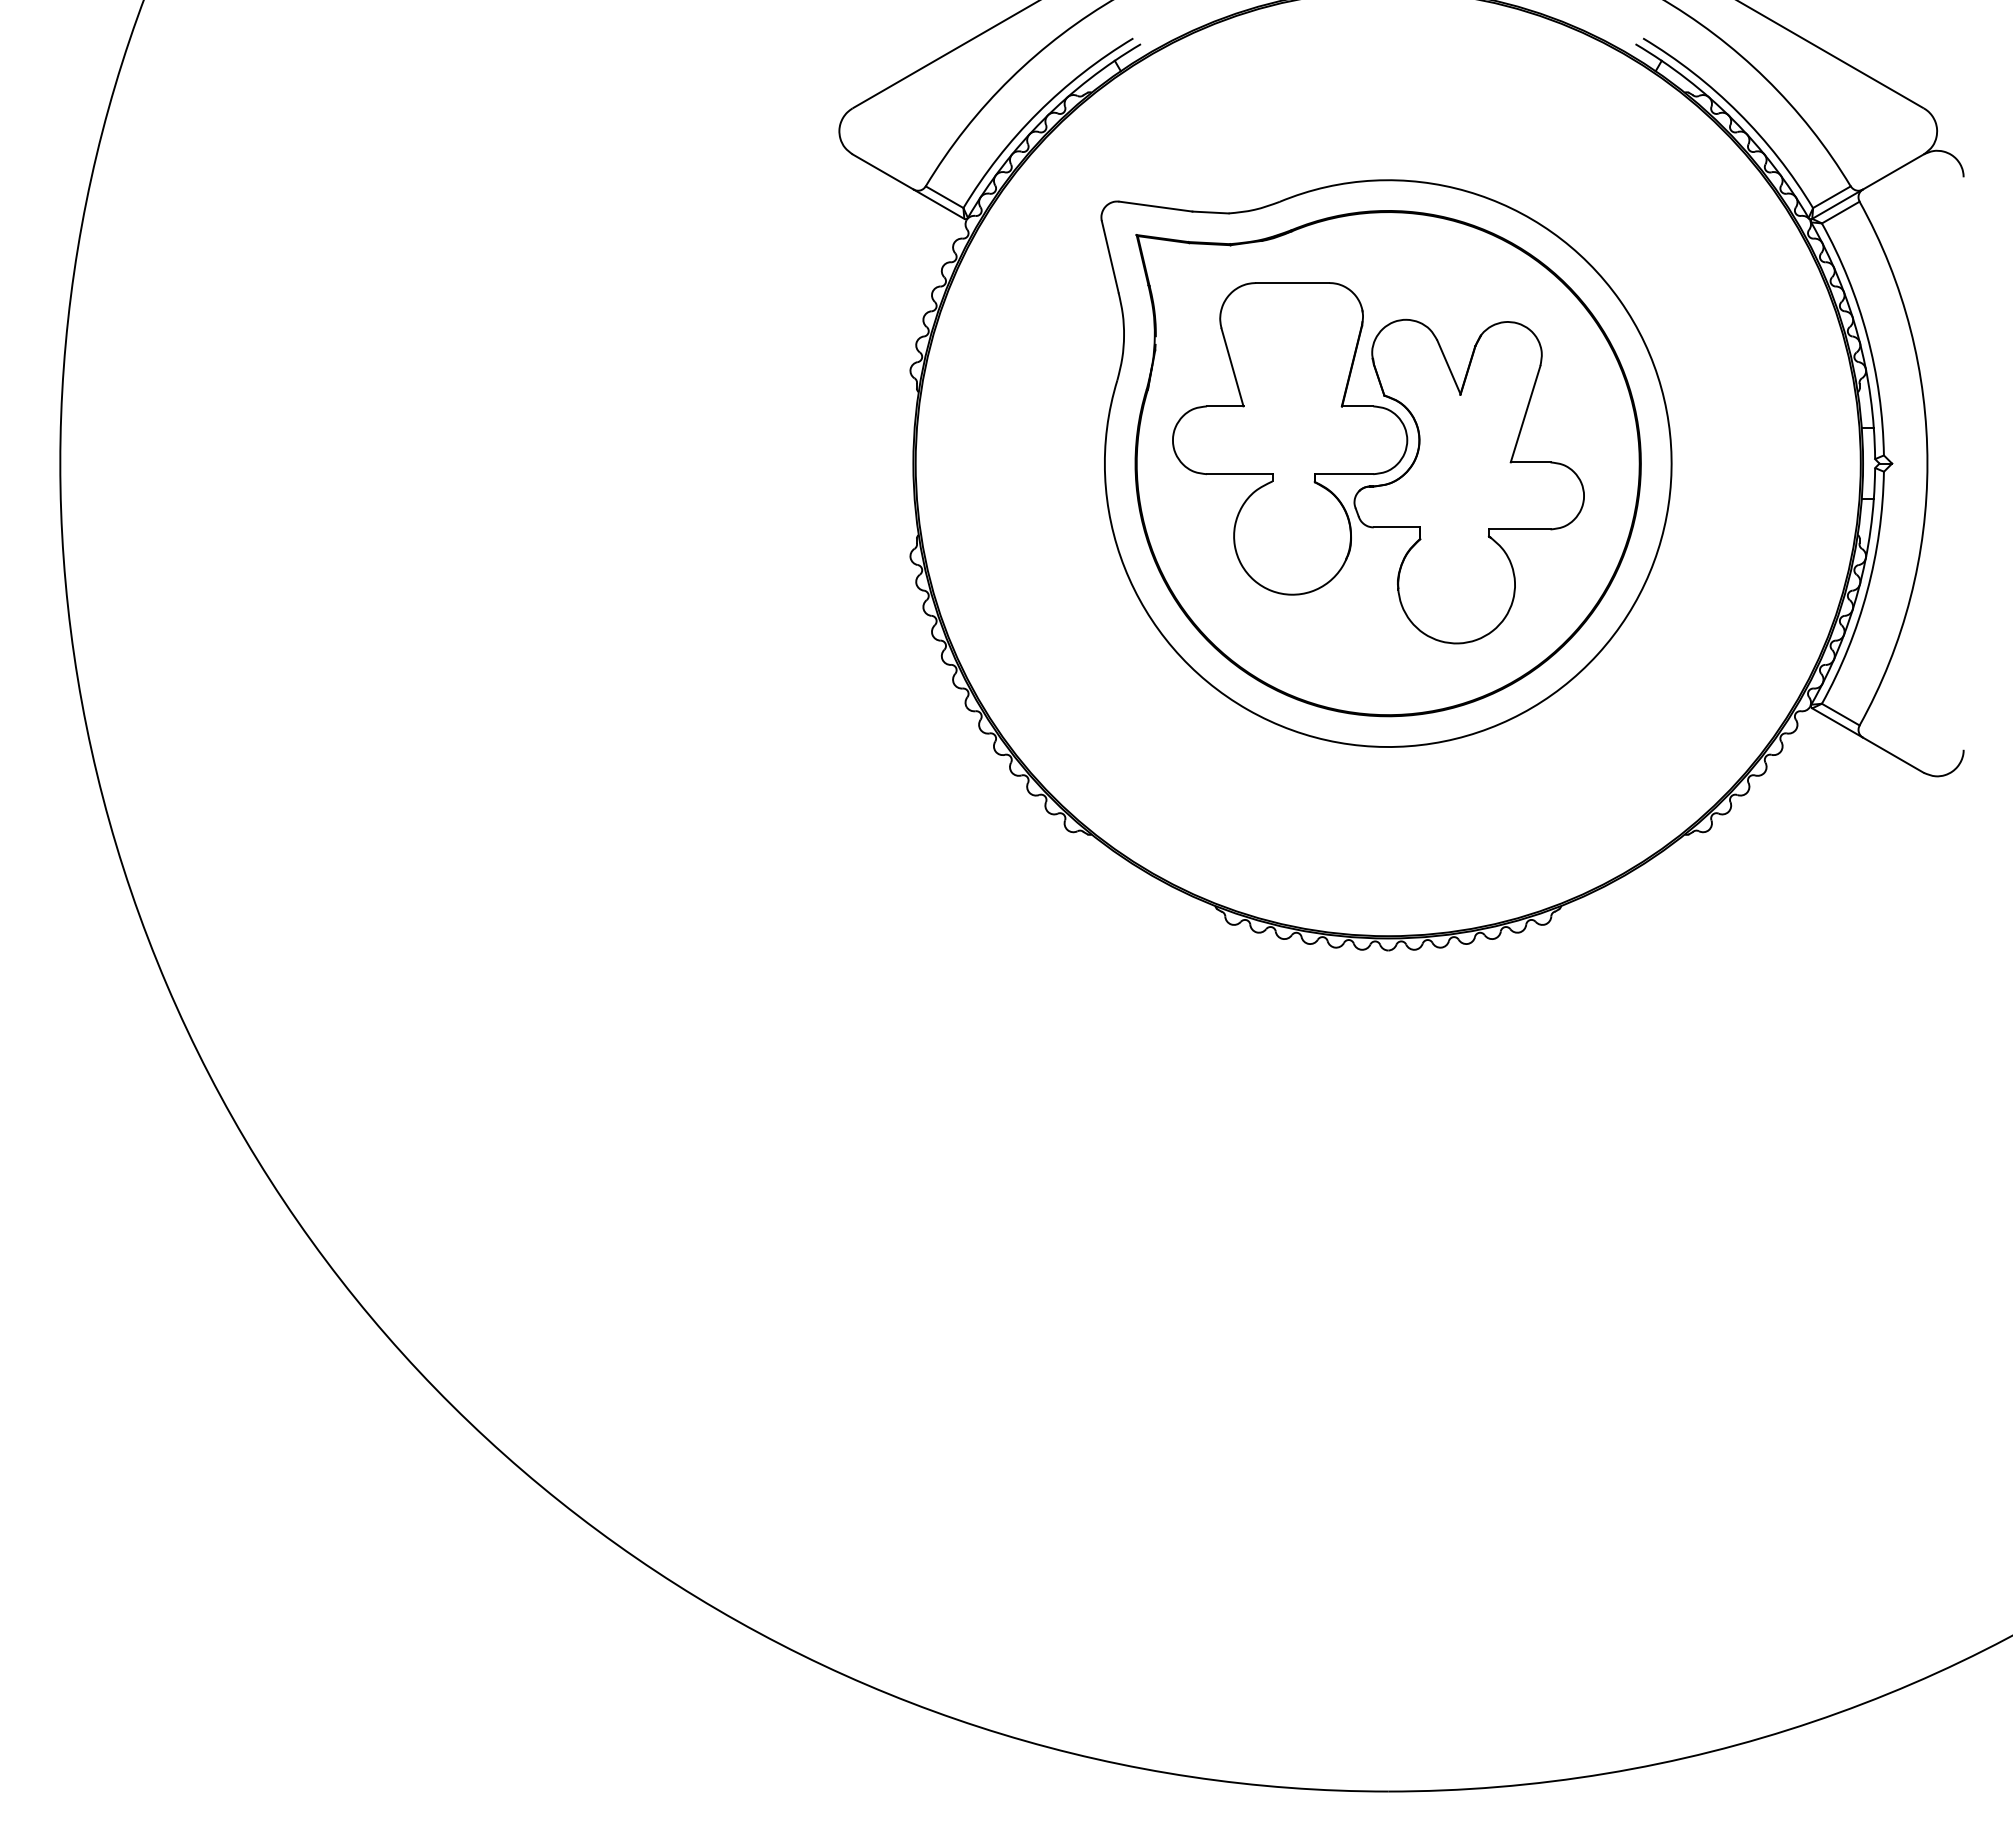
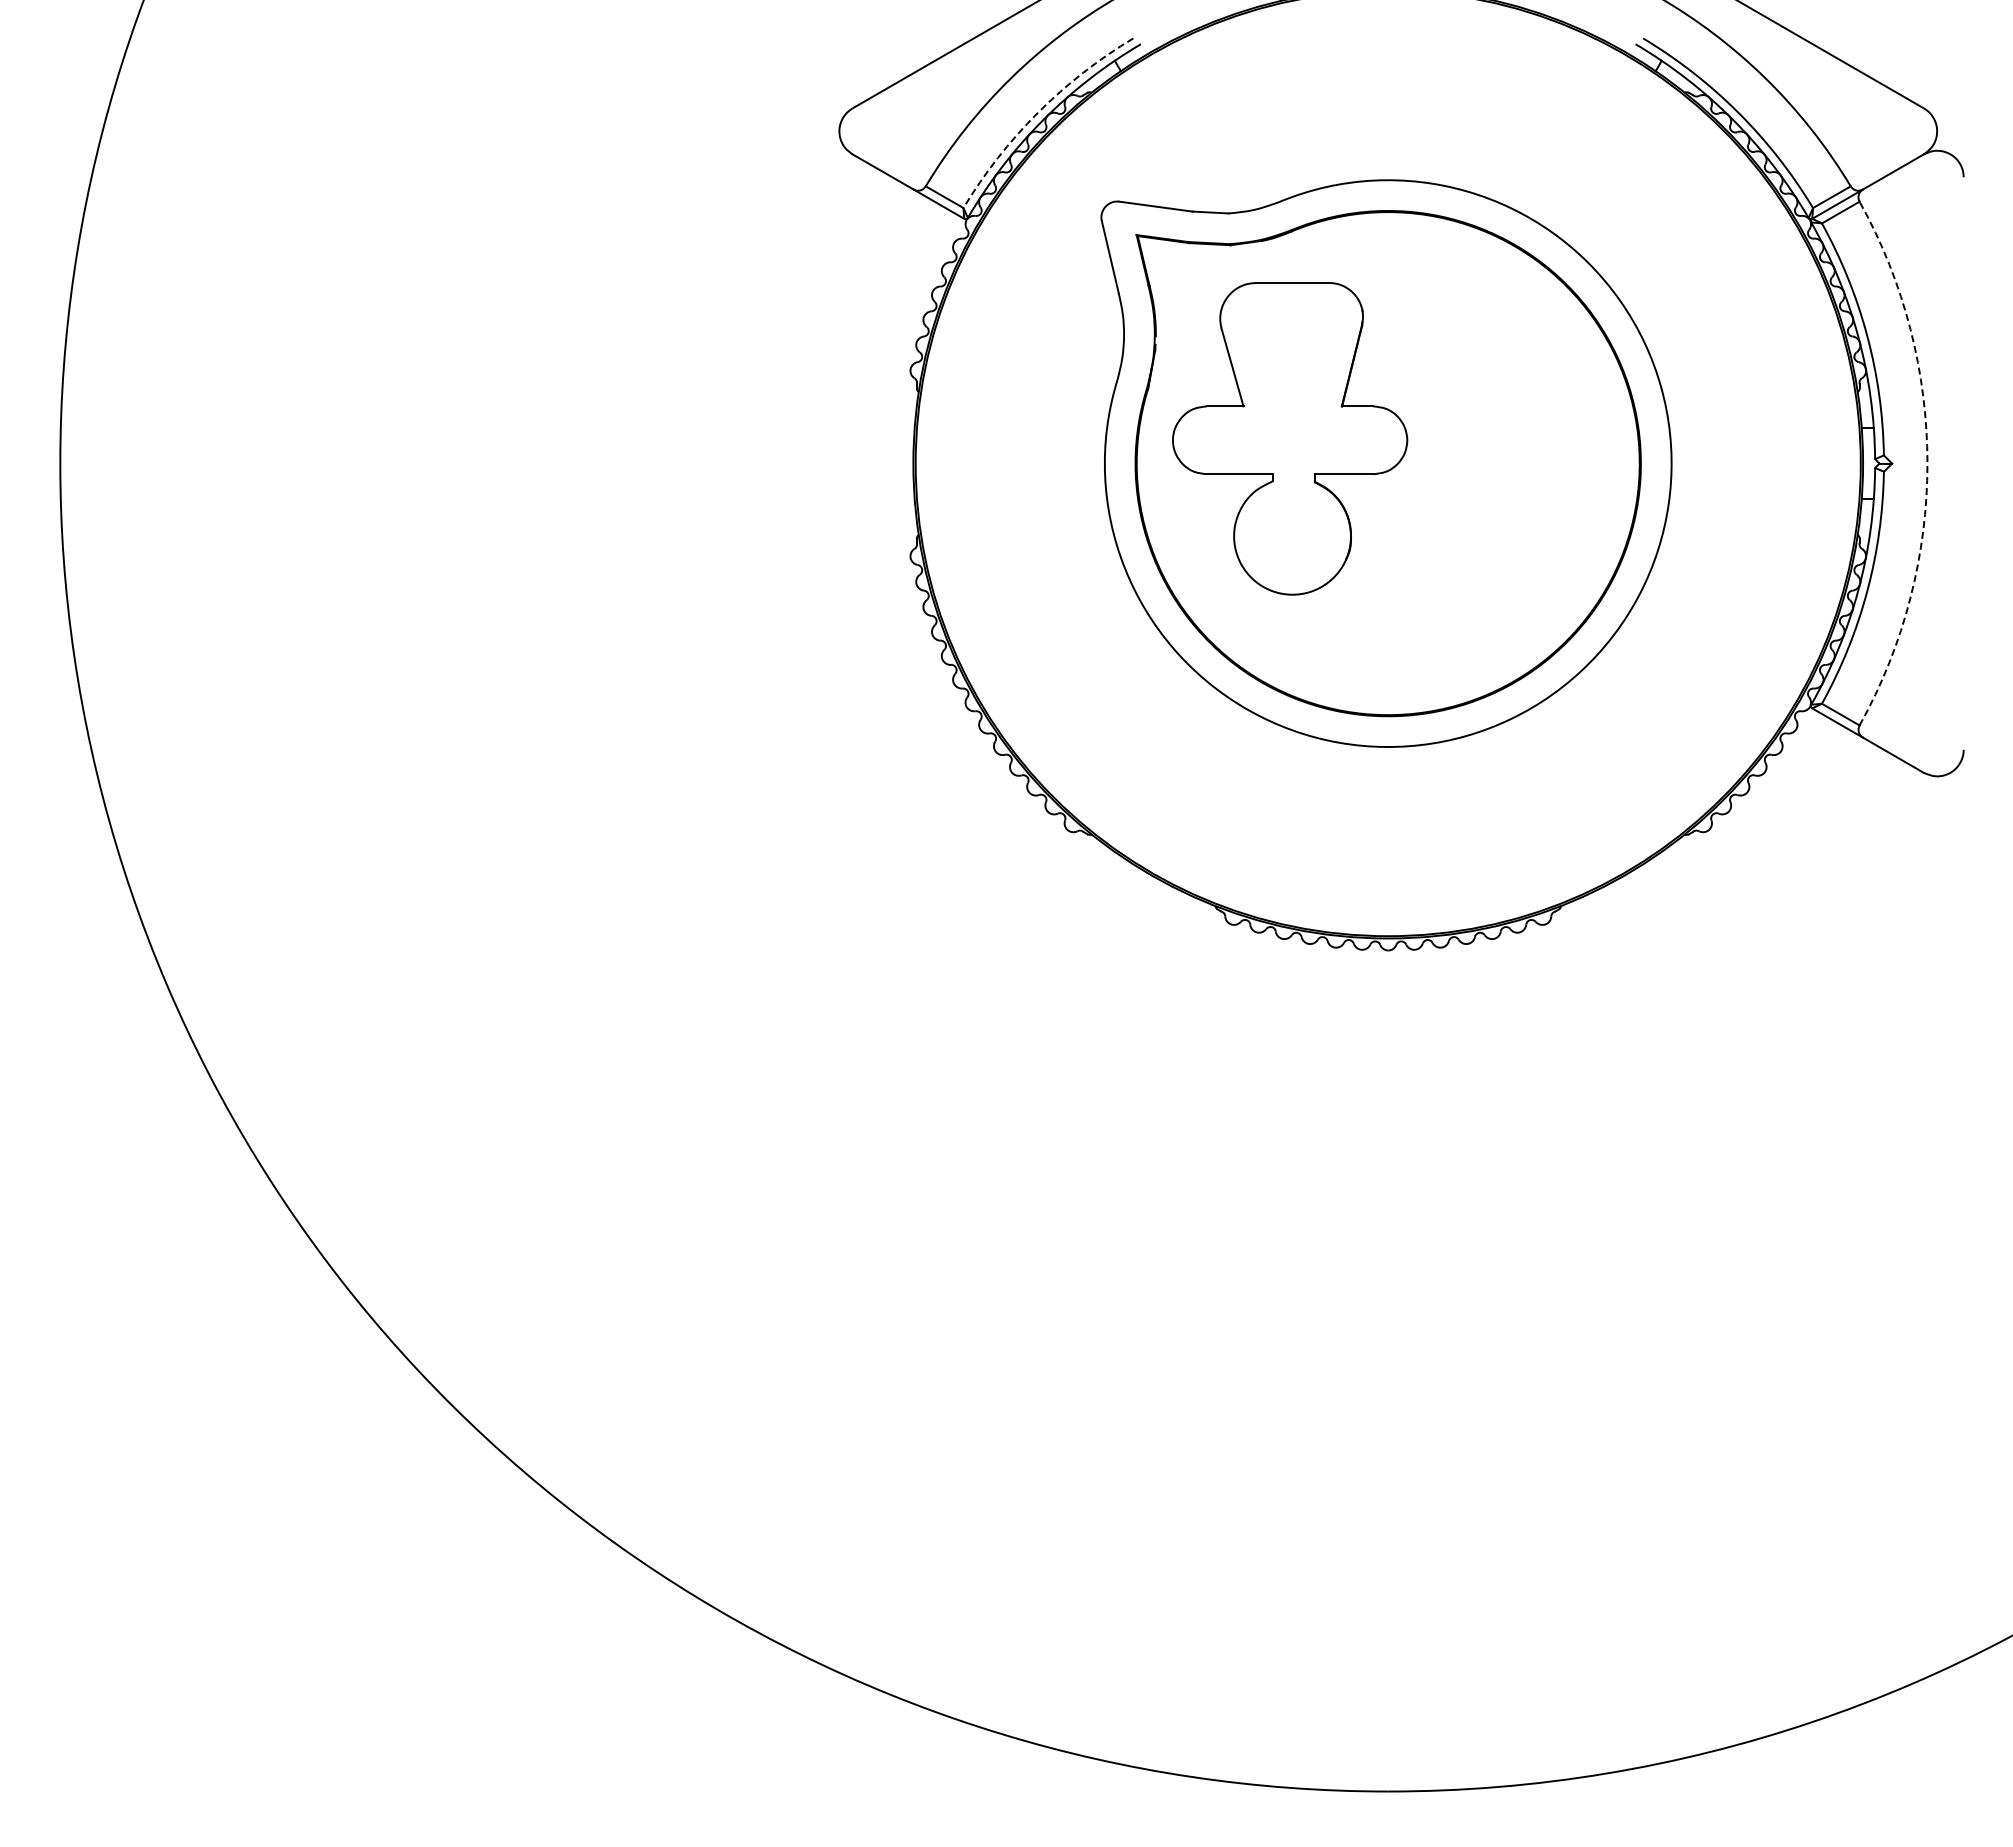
arc: solid -> dashed (1037, 112)
arc: solid -> dashed (1927, 463)
part: present -> none (1468, 481)
